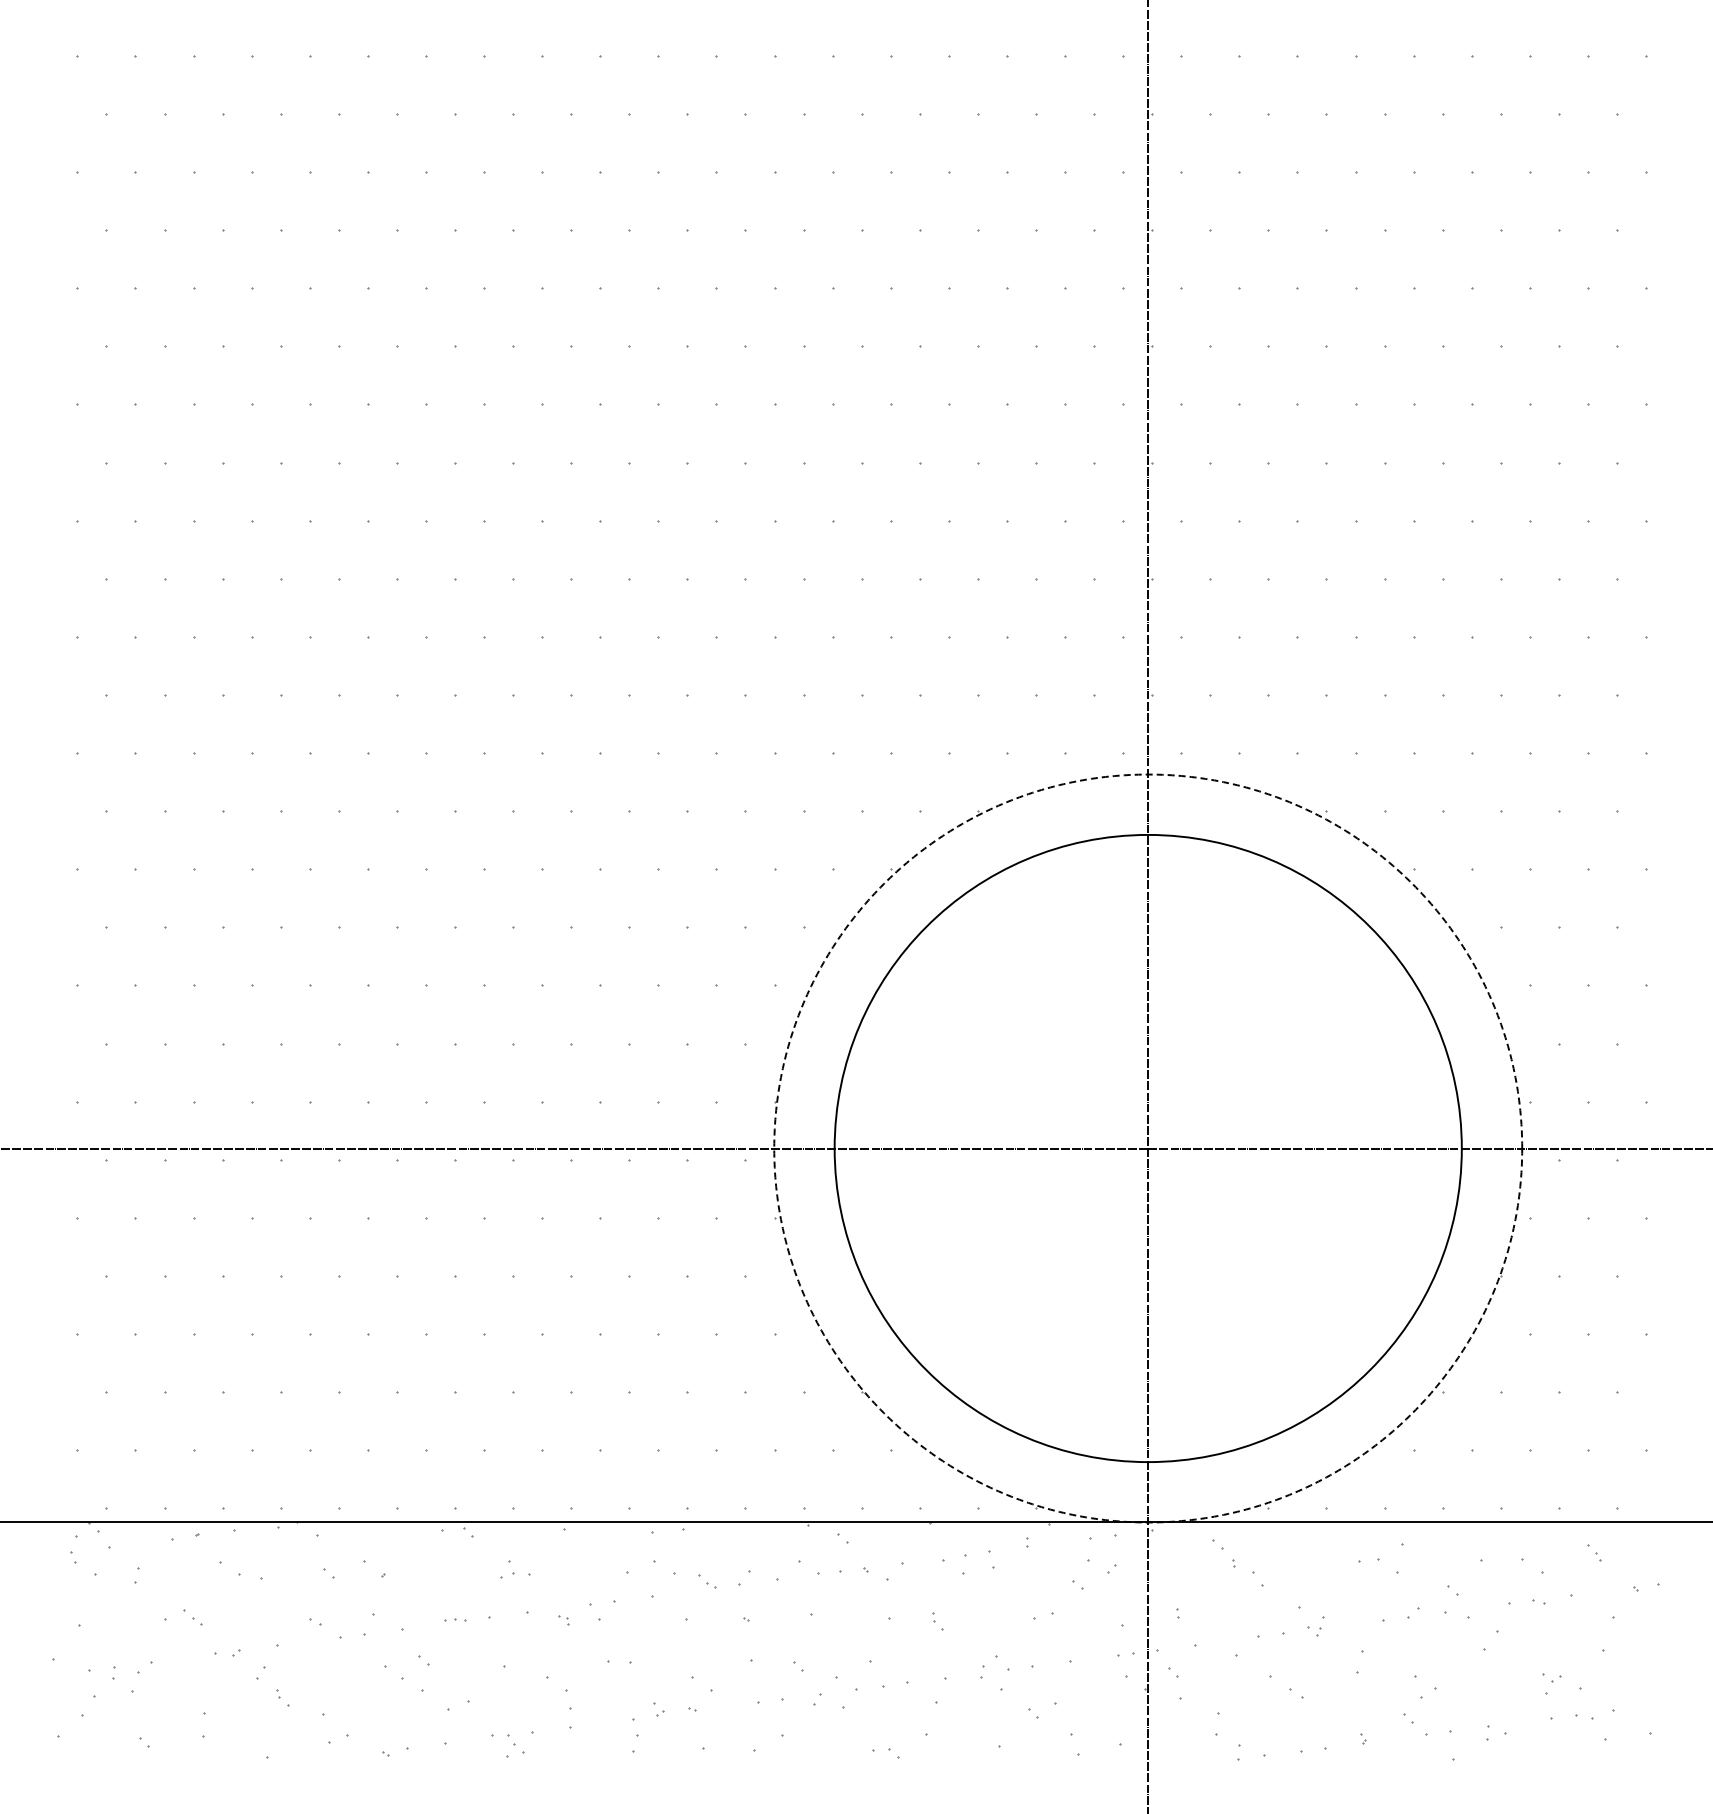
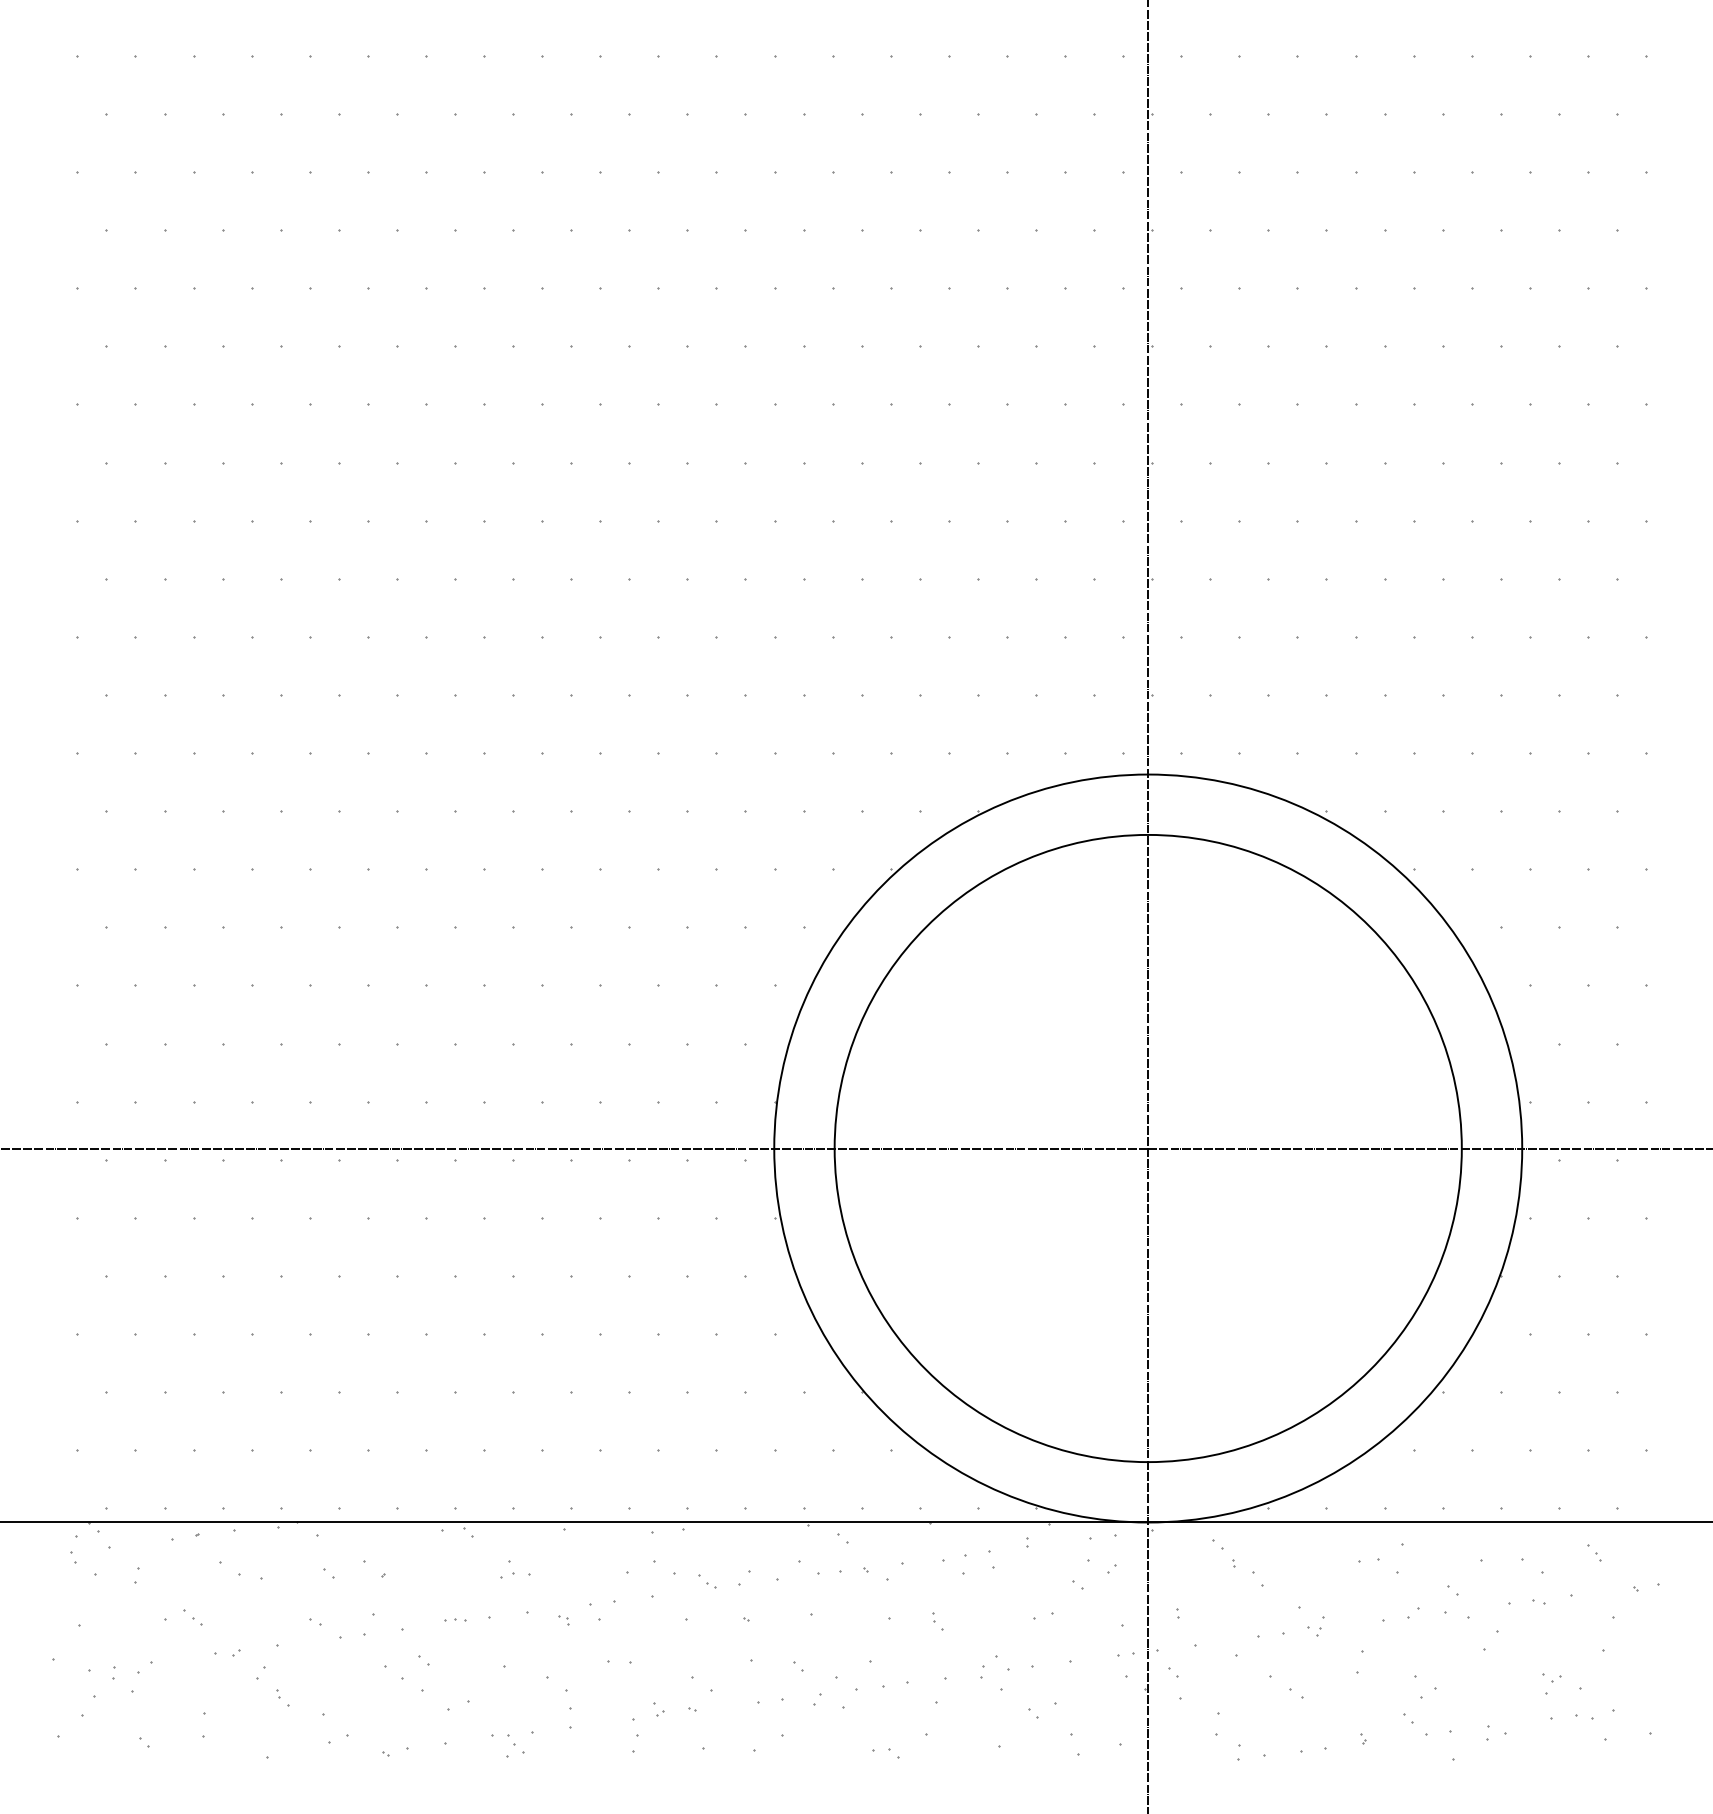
circle: dashed -> solid (1148, 1148)
